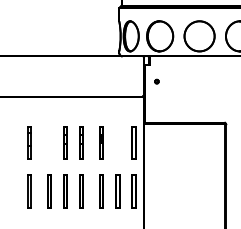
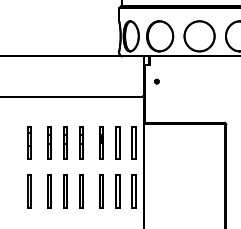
line: none -> present (48, 142)
part: none -> present (117, 142)
